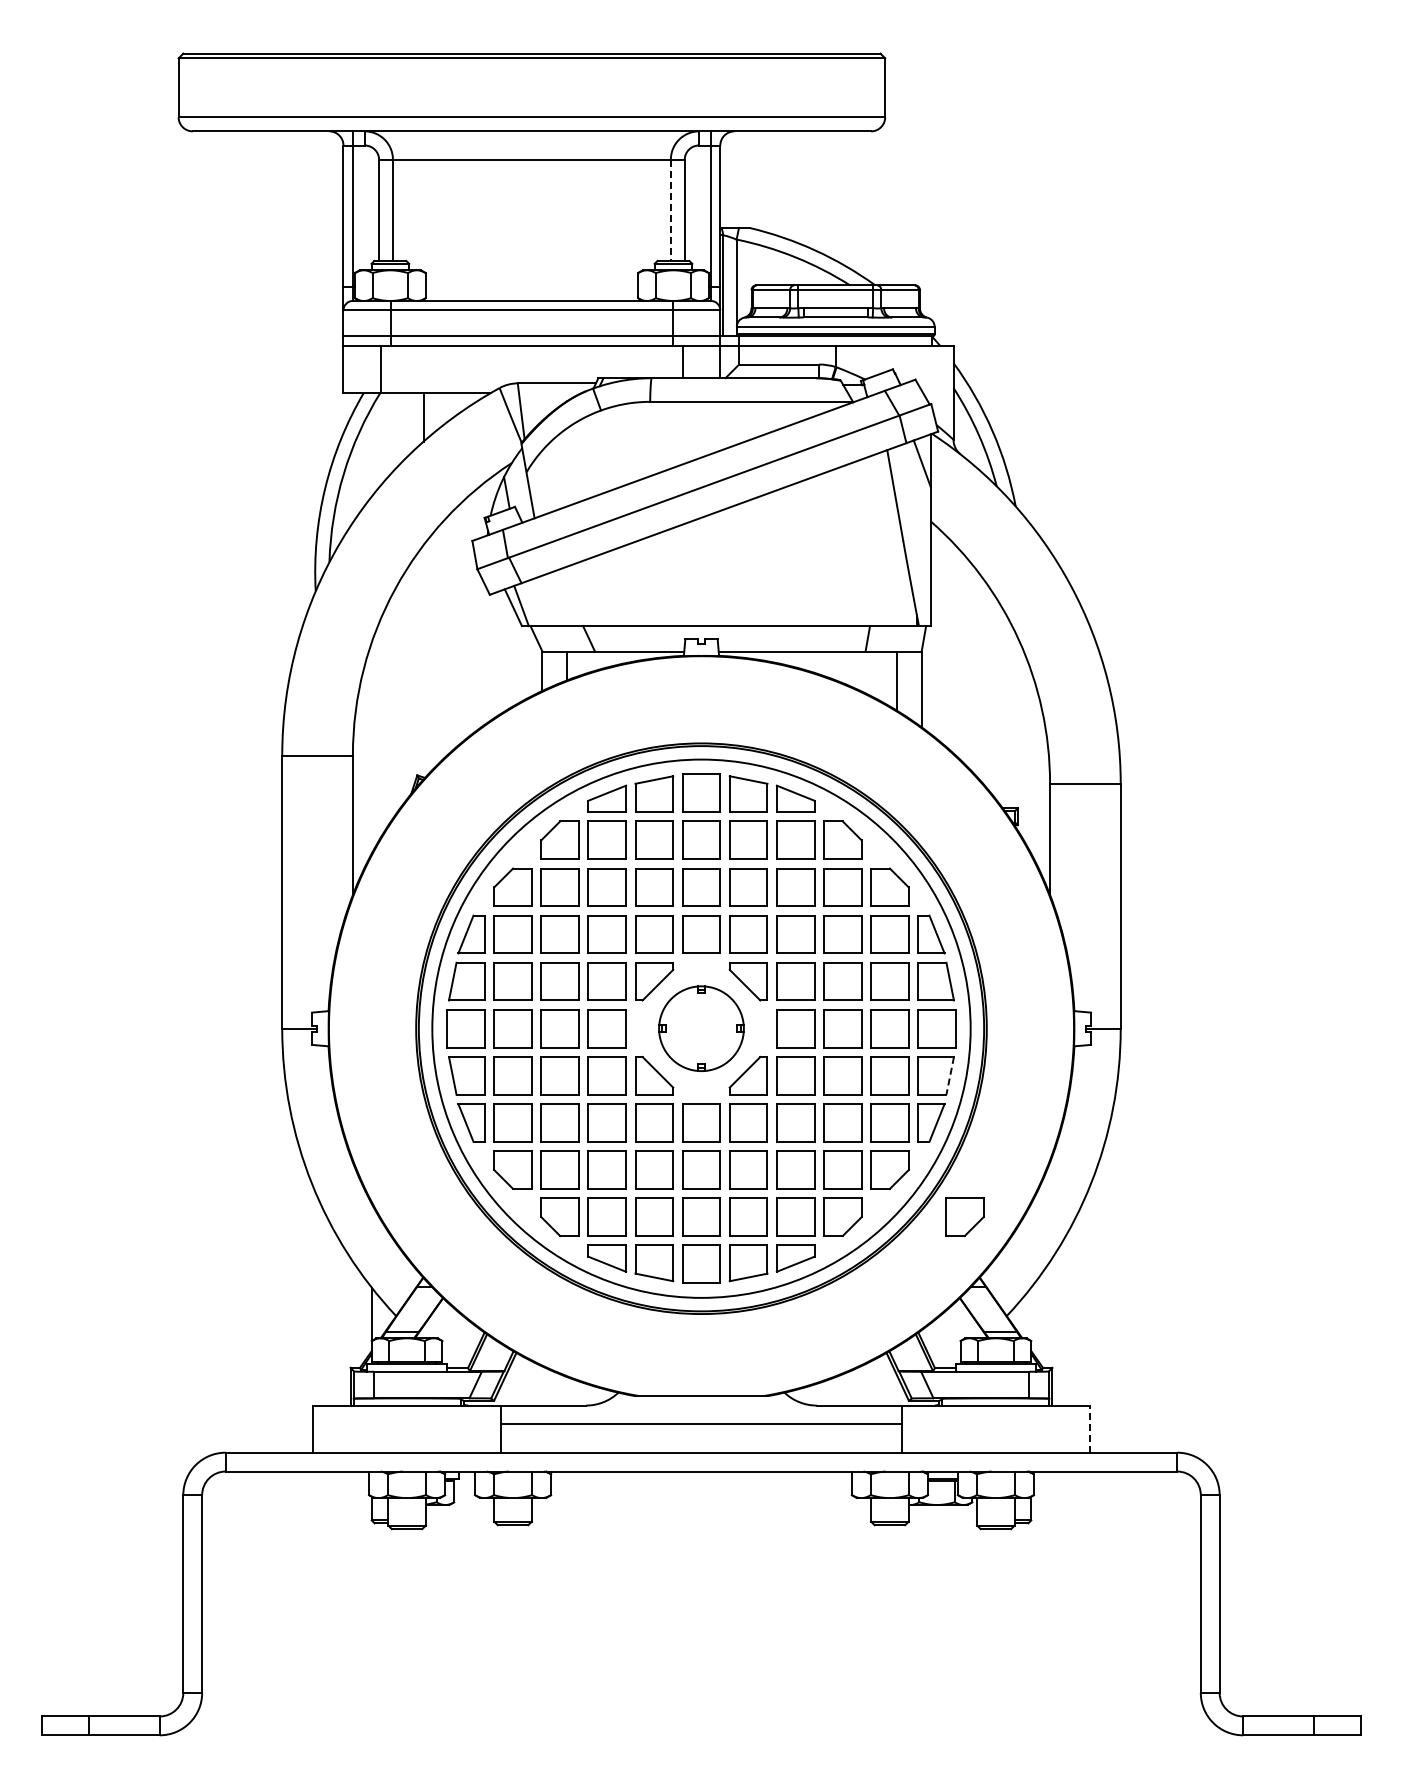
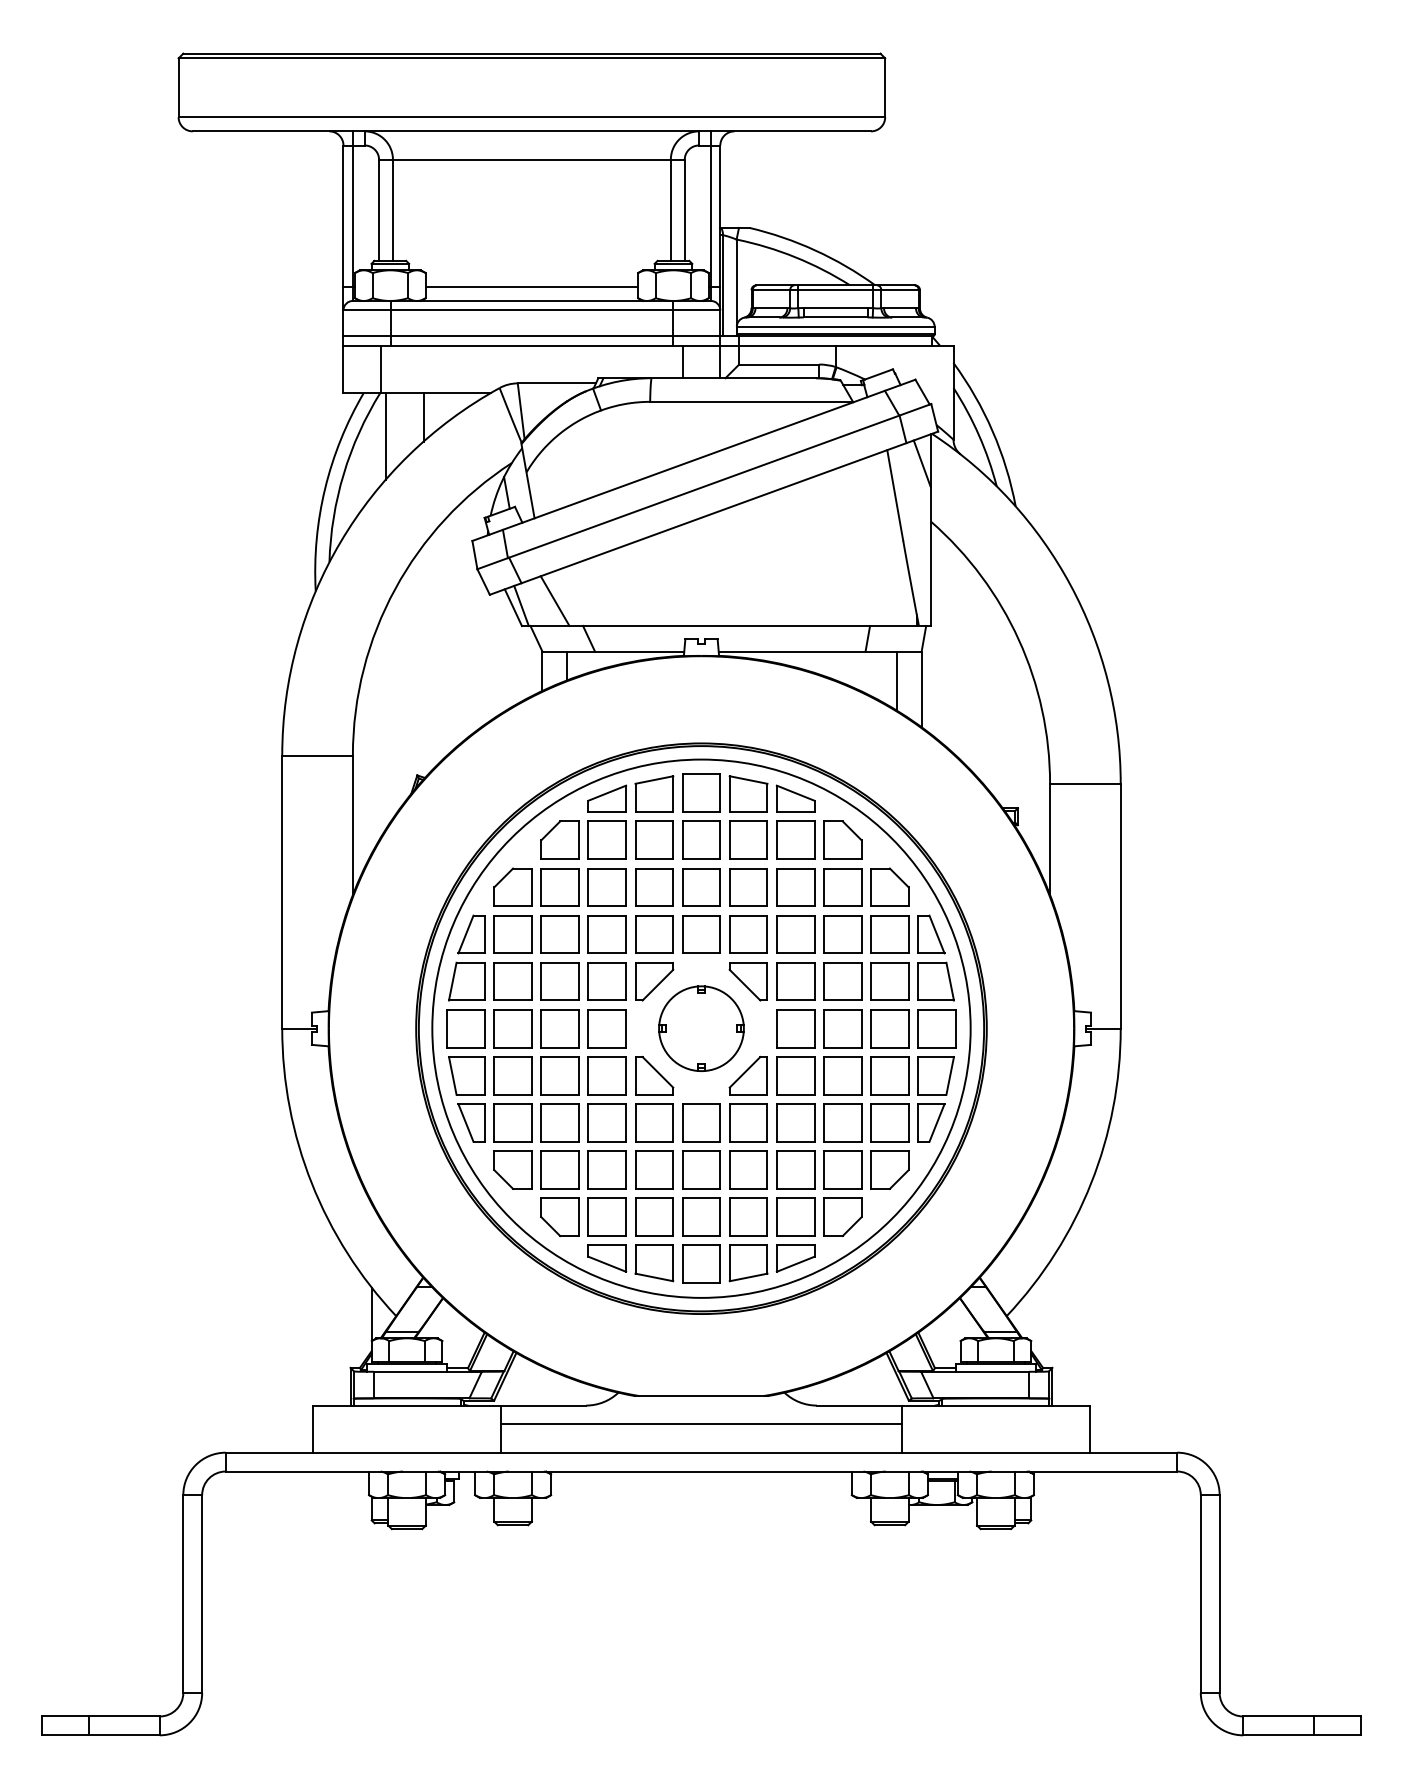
line: dashed -> solid (670, 210)
line: none -> present (531, 286)
line: none -> present (385, 435)
line: none -> present (554, 600)
line: dashed -> solid (950, 1076)
part: present -> none (964, 1216)
line: dashed -> solid (1090, 1429)
